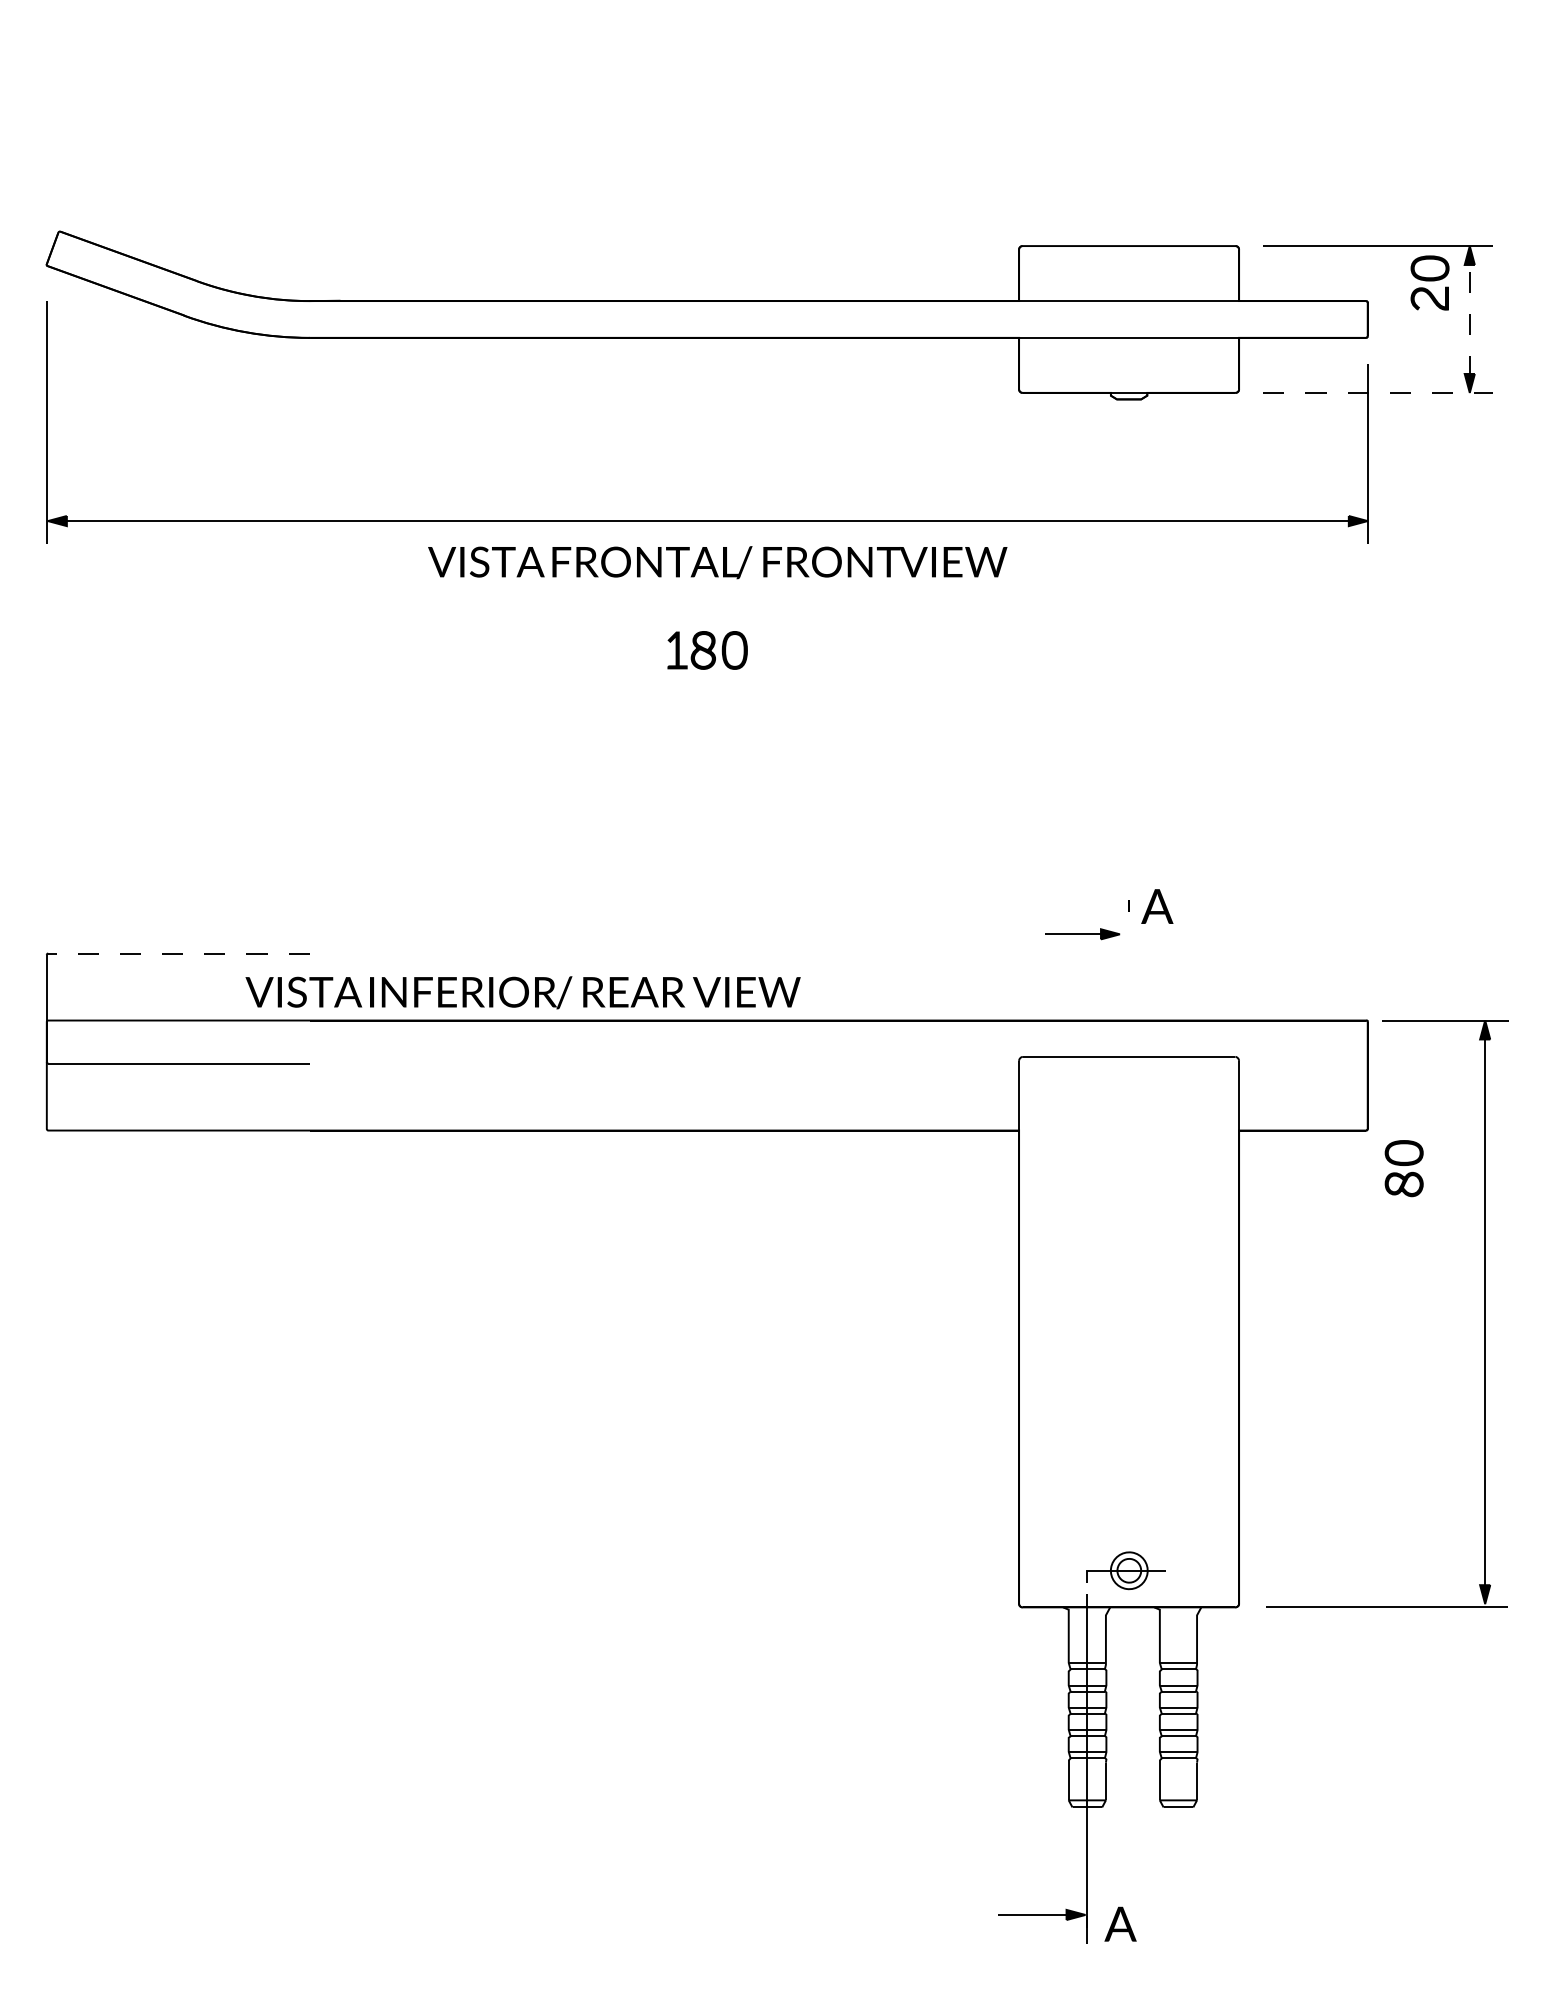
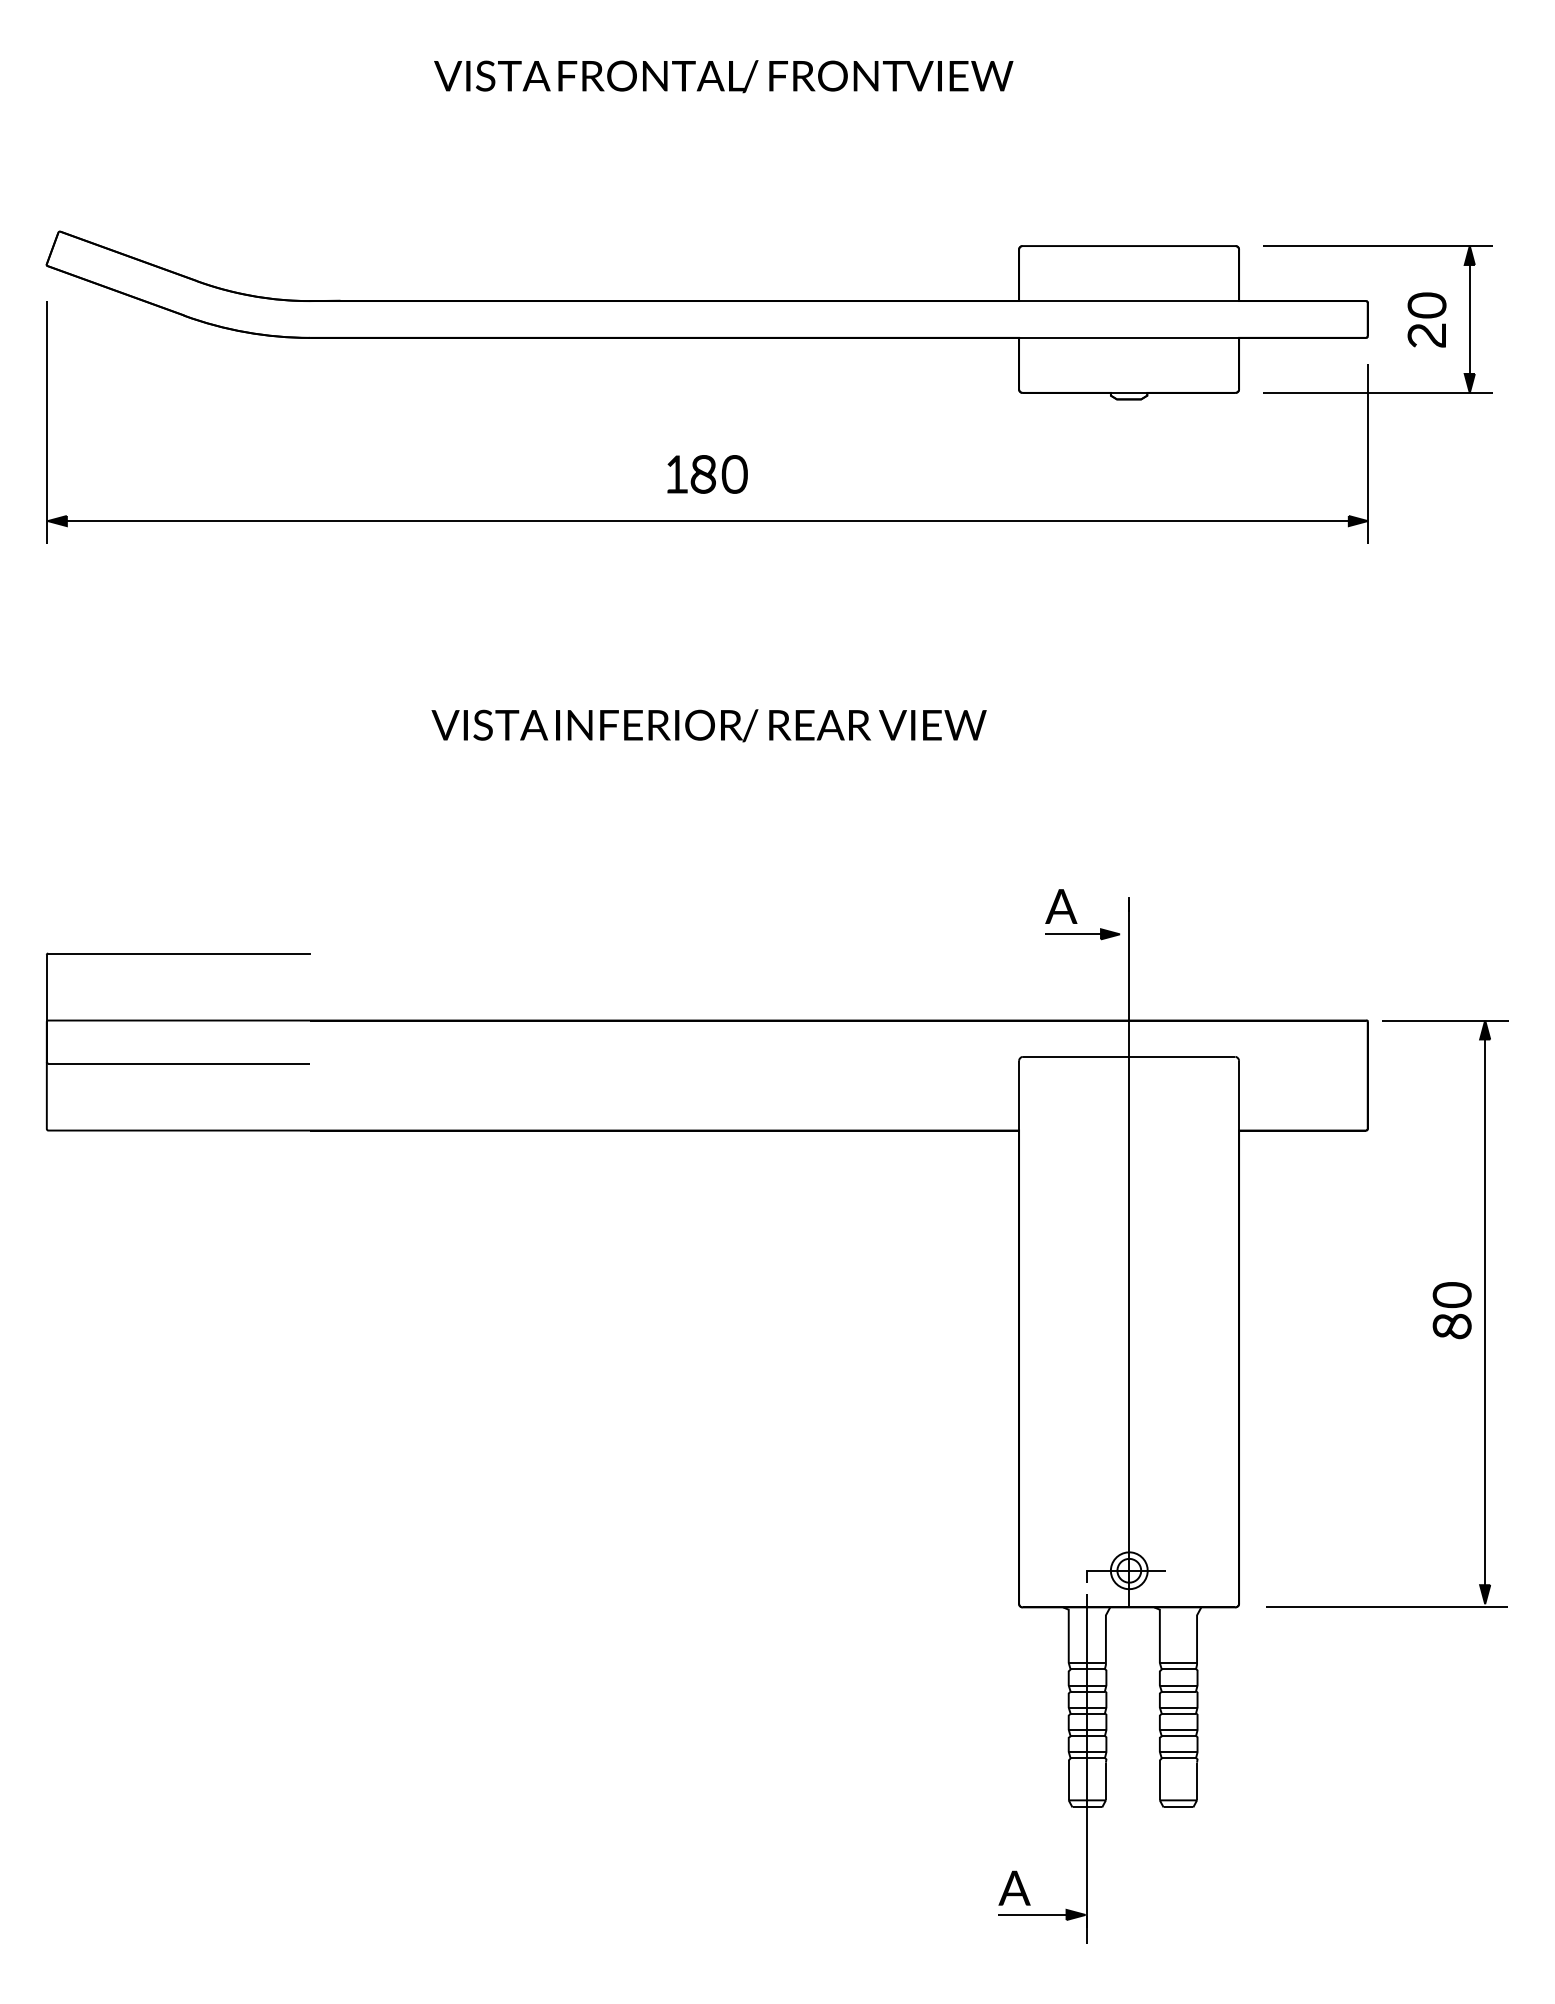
part position: (1429, 282) -> (1426, 319) (1426, 319)
line: dashed -> solid (1469, 319)
line: dashed -> solid (1378, 392)
text position: (717, 562) -> (723, 76) (723, 76)
part position: (707, 650) -> (707, 474) (707, 474)
text position: (1157, 906) -> (1061, 906) (1061, 906)
line: dashed -> solid (178, 953)
text position: (522, 992) -> (708, 725) (708, 725)
part position: (1403, 1168) -> (1451, 1310) (1451, 1310)
line: none -> present (1129, 1252)
text position: (1120, 1923) -> (1014, 1887) (1014, 1887)
